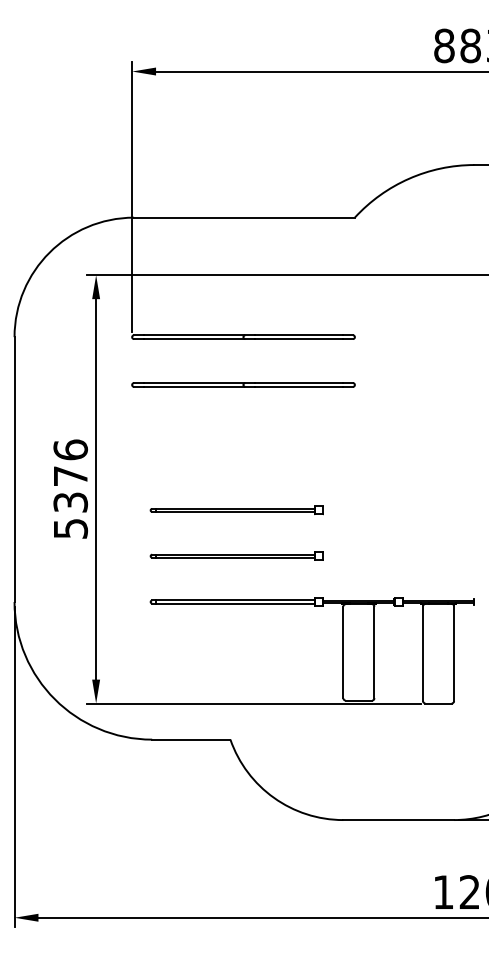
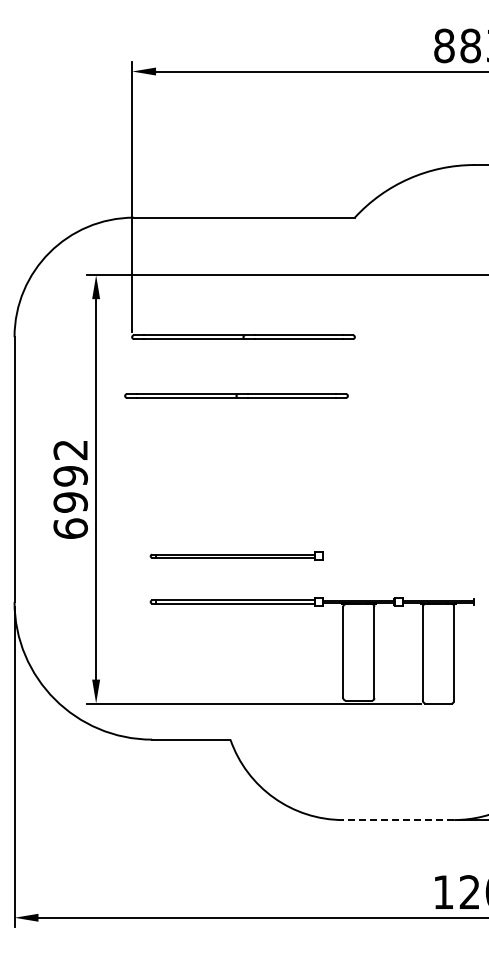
part position: (243, 384) -> (236, 395) (236, 395)
text: 5376 -> 6992 (70, 488)
part: present -> none (236, 510)
line: solid -> dashed (398, 820)
